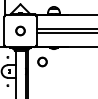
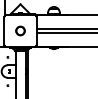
part: present -> none (42, 61)
